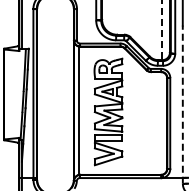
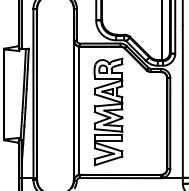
line: dashed -> solid (162, 30)
line: dashed -> solid (182, 104)
